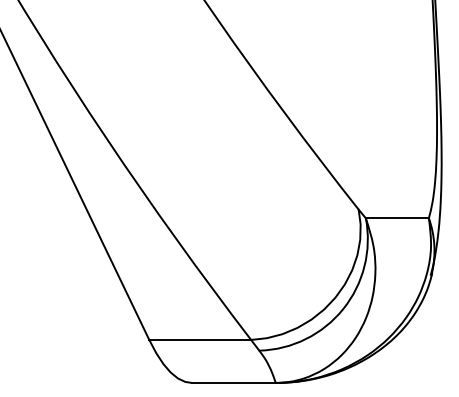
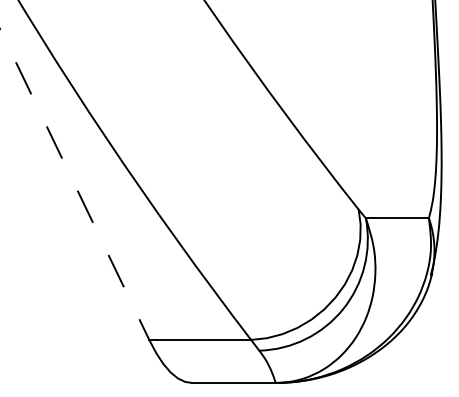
line: solid -> dashed (74, 184)
